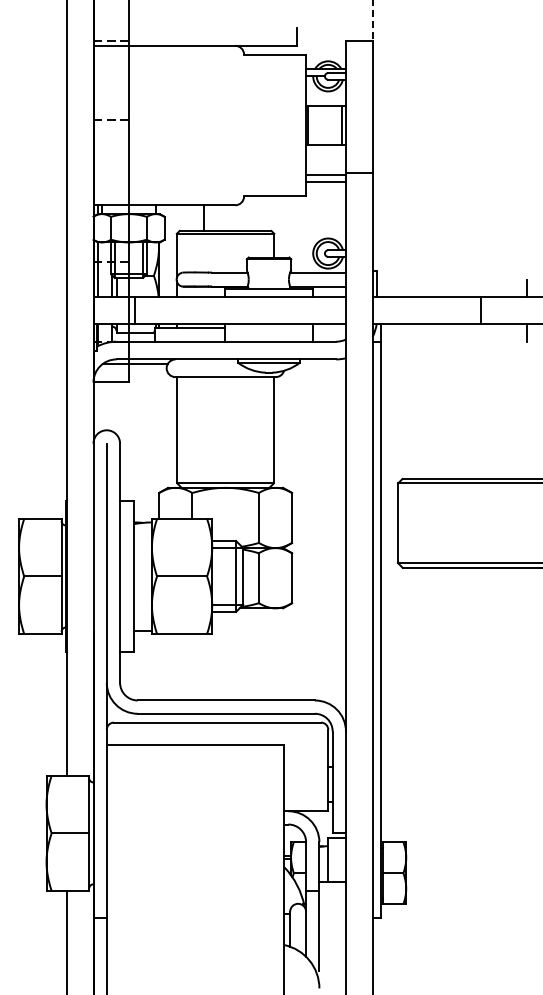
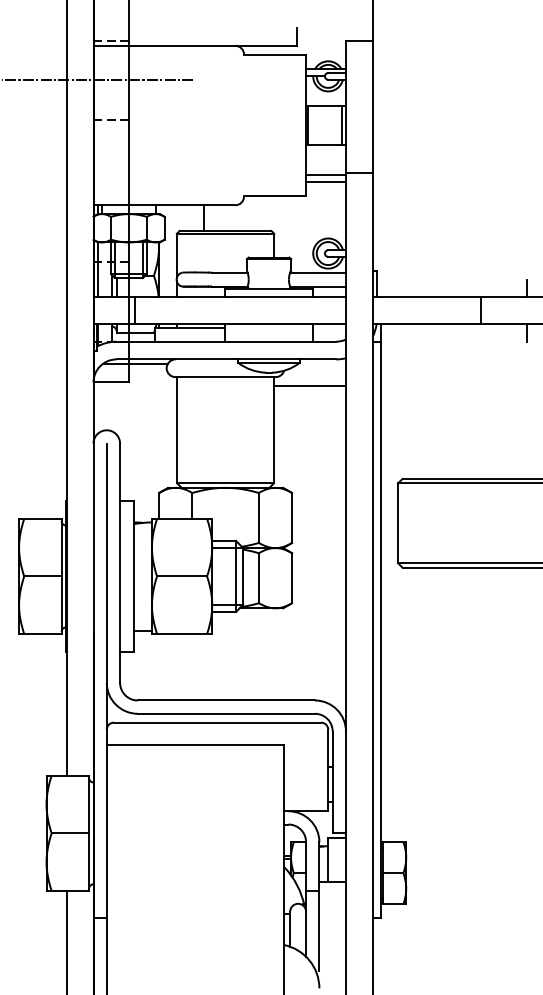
line: dashed -> solid (372, 20)
line: none -> present (97, 80)
line: none -> present (309, 386)
